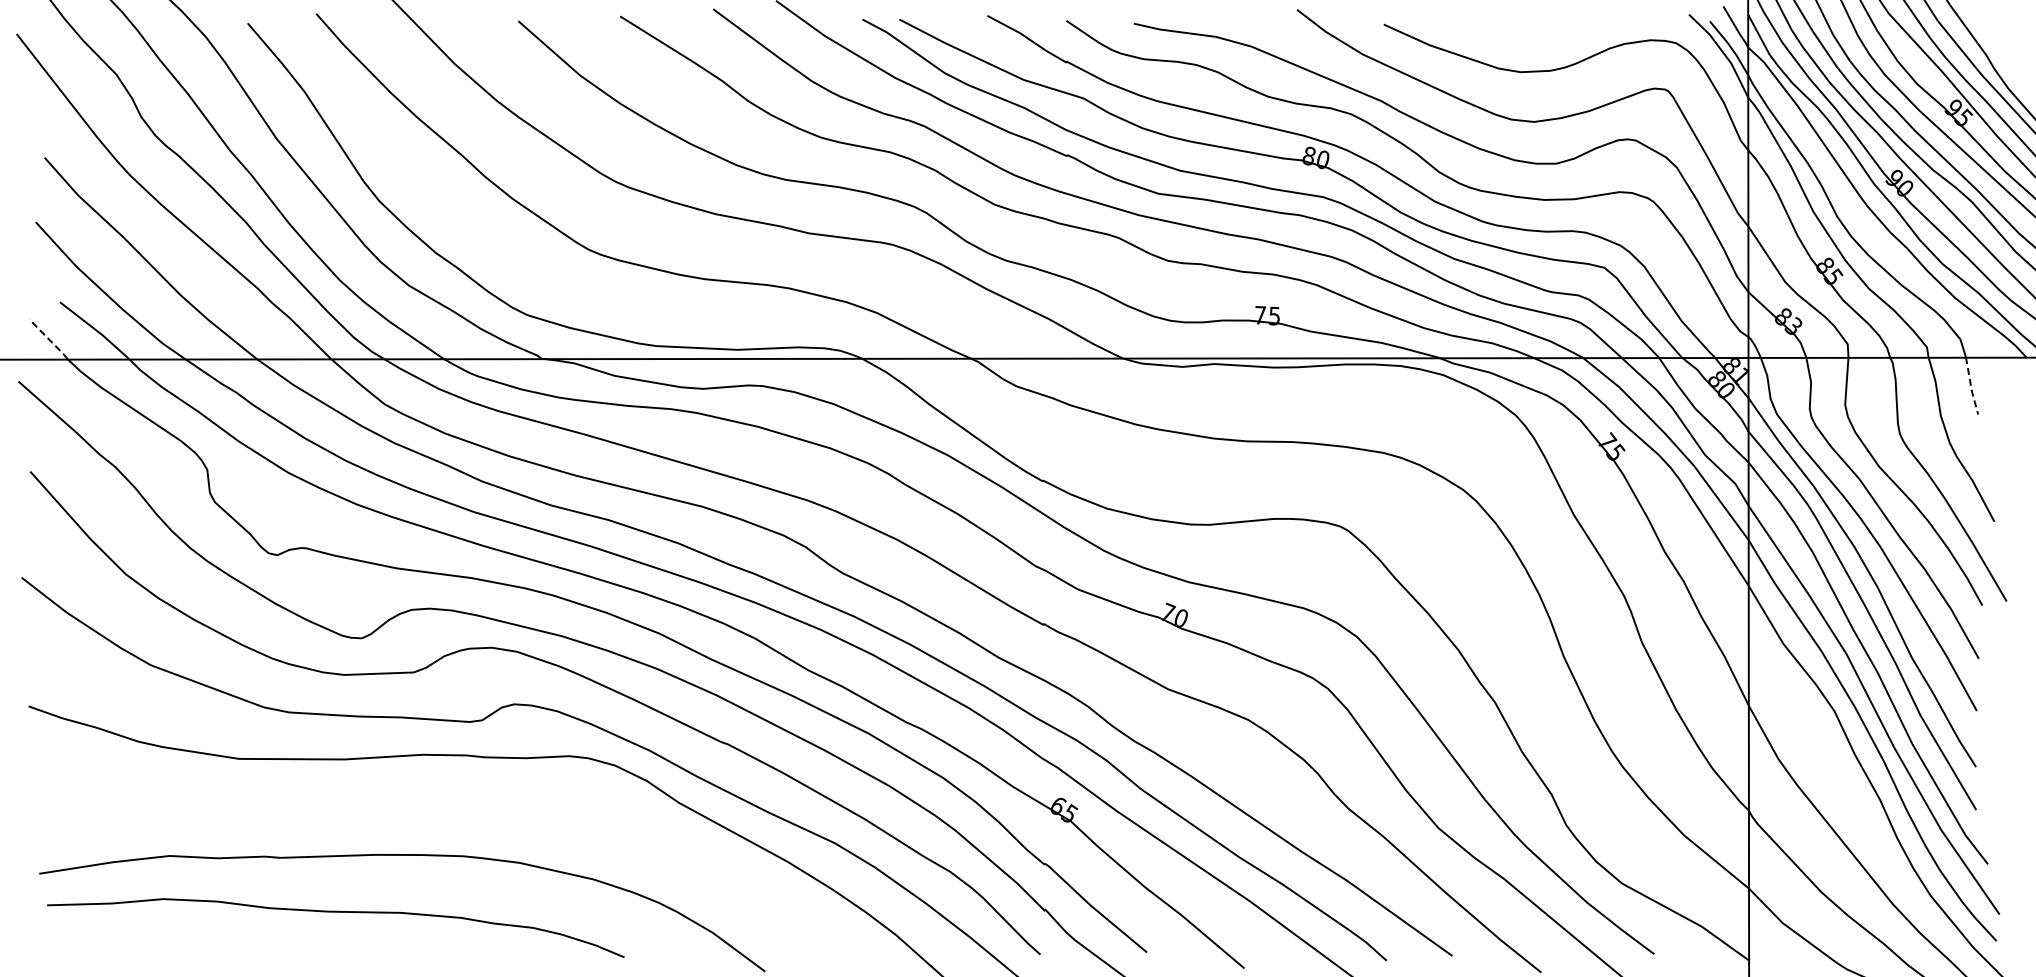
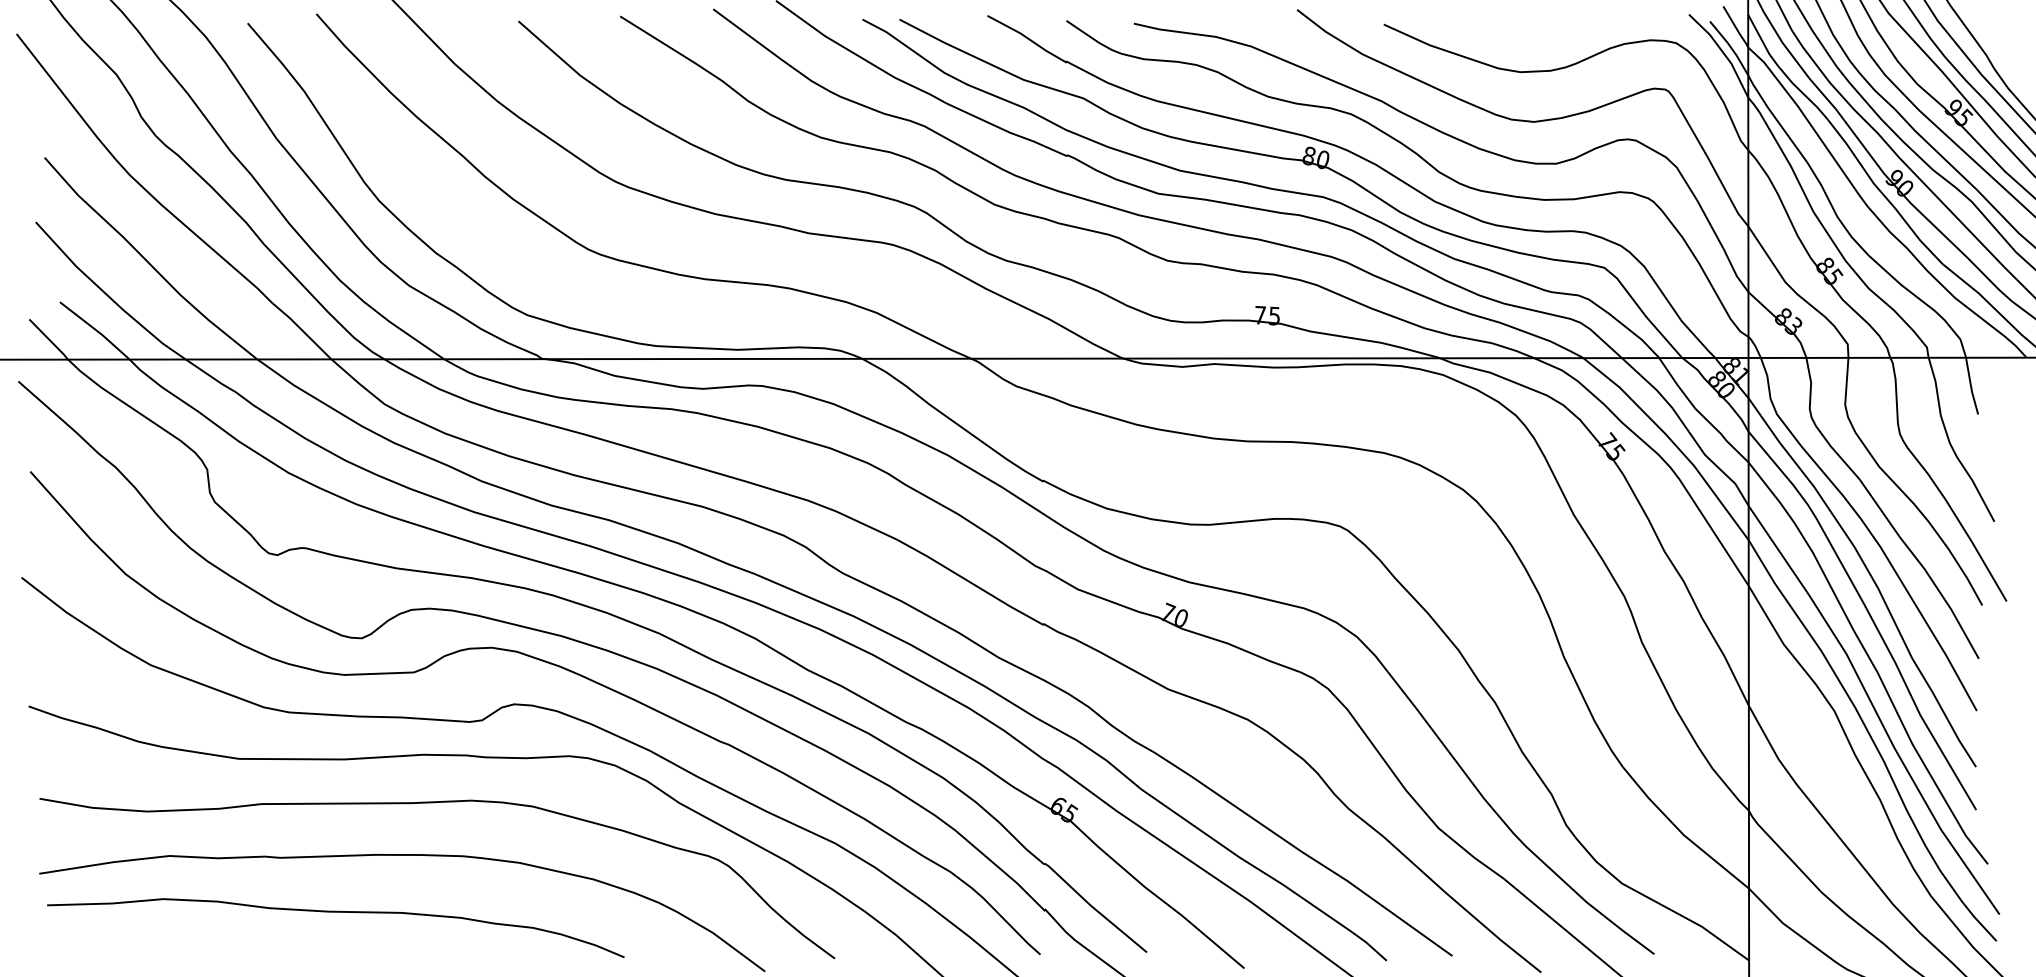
line: dashed -> solid (48, 339)
line: dashed -> solid (1971, 387)
curve: none -> present (435, 803)
